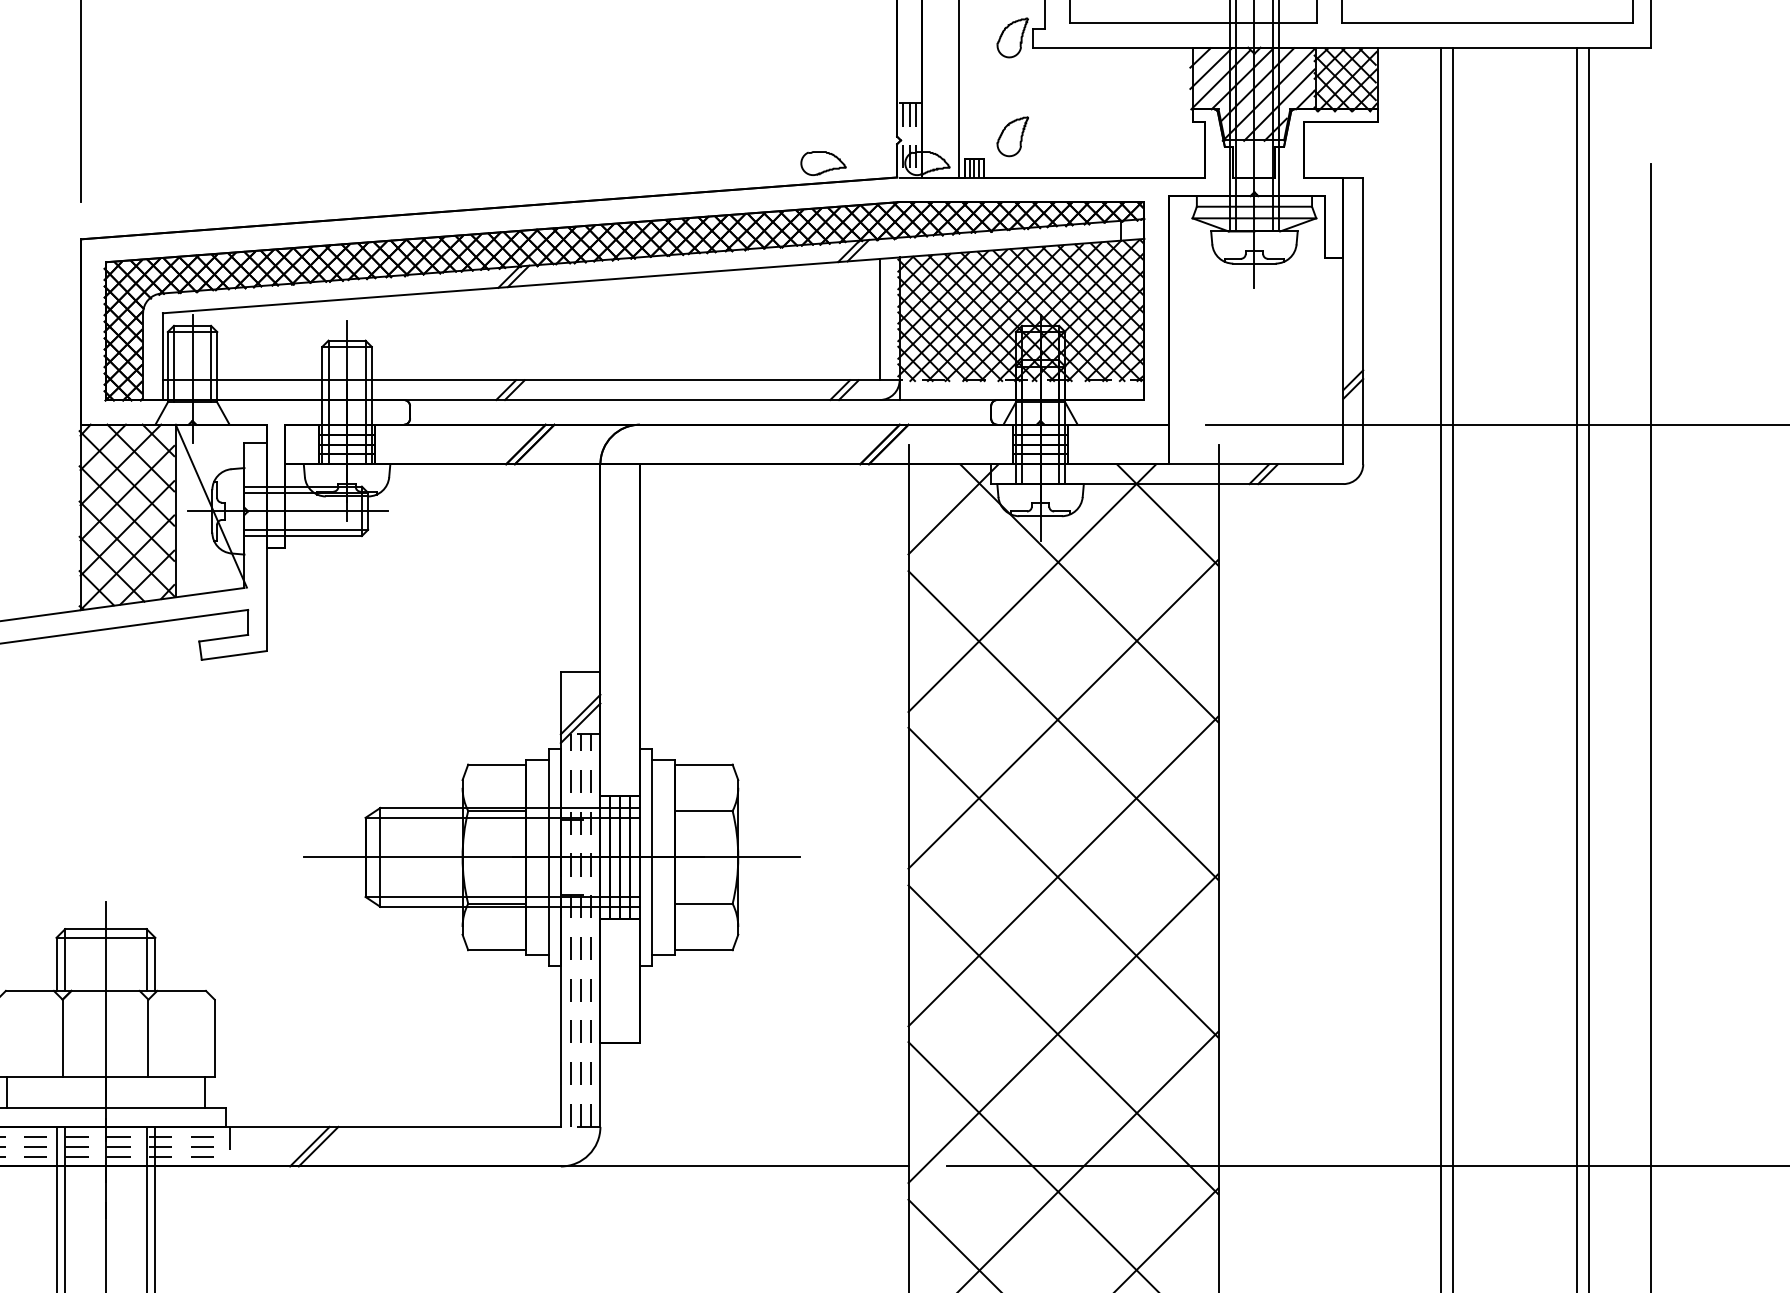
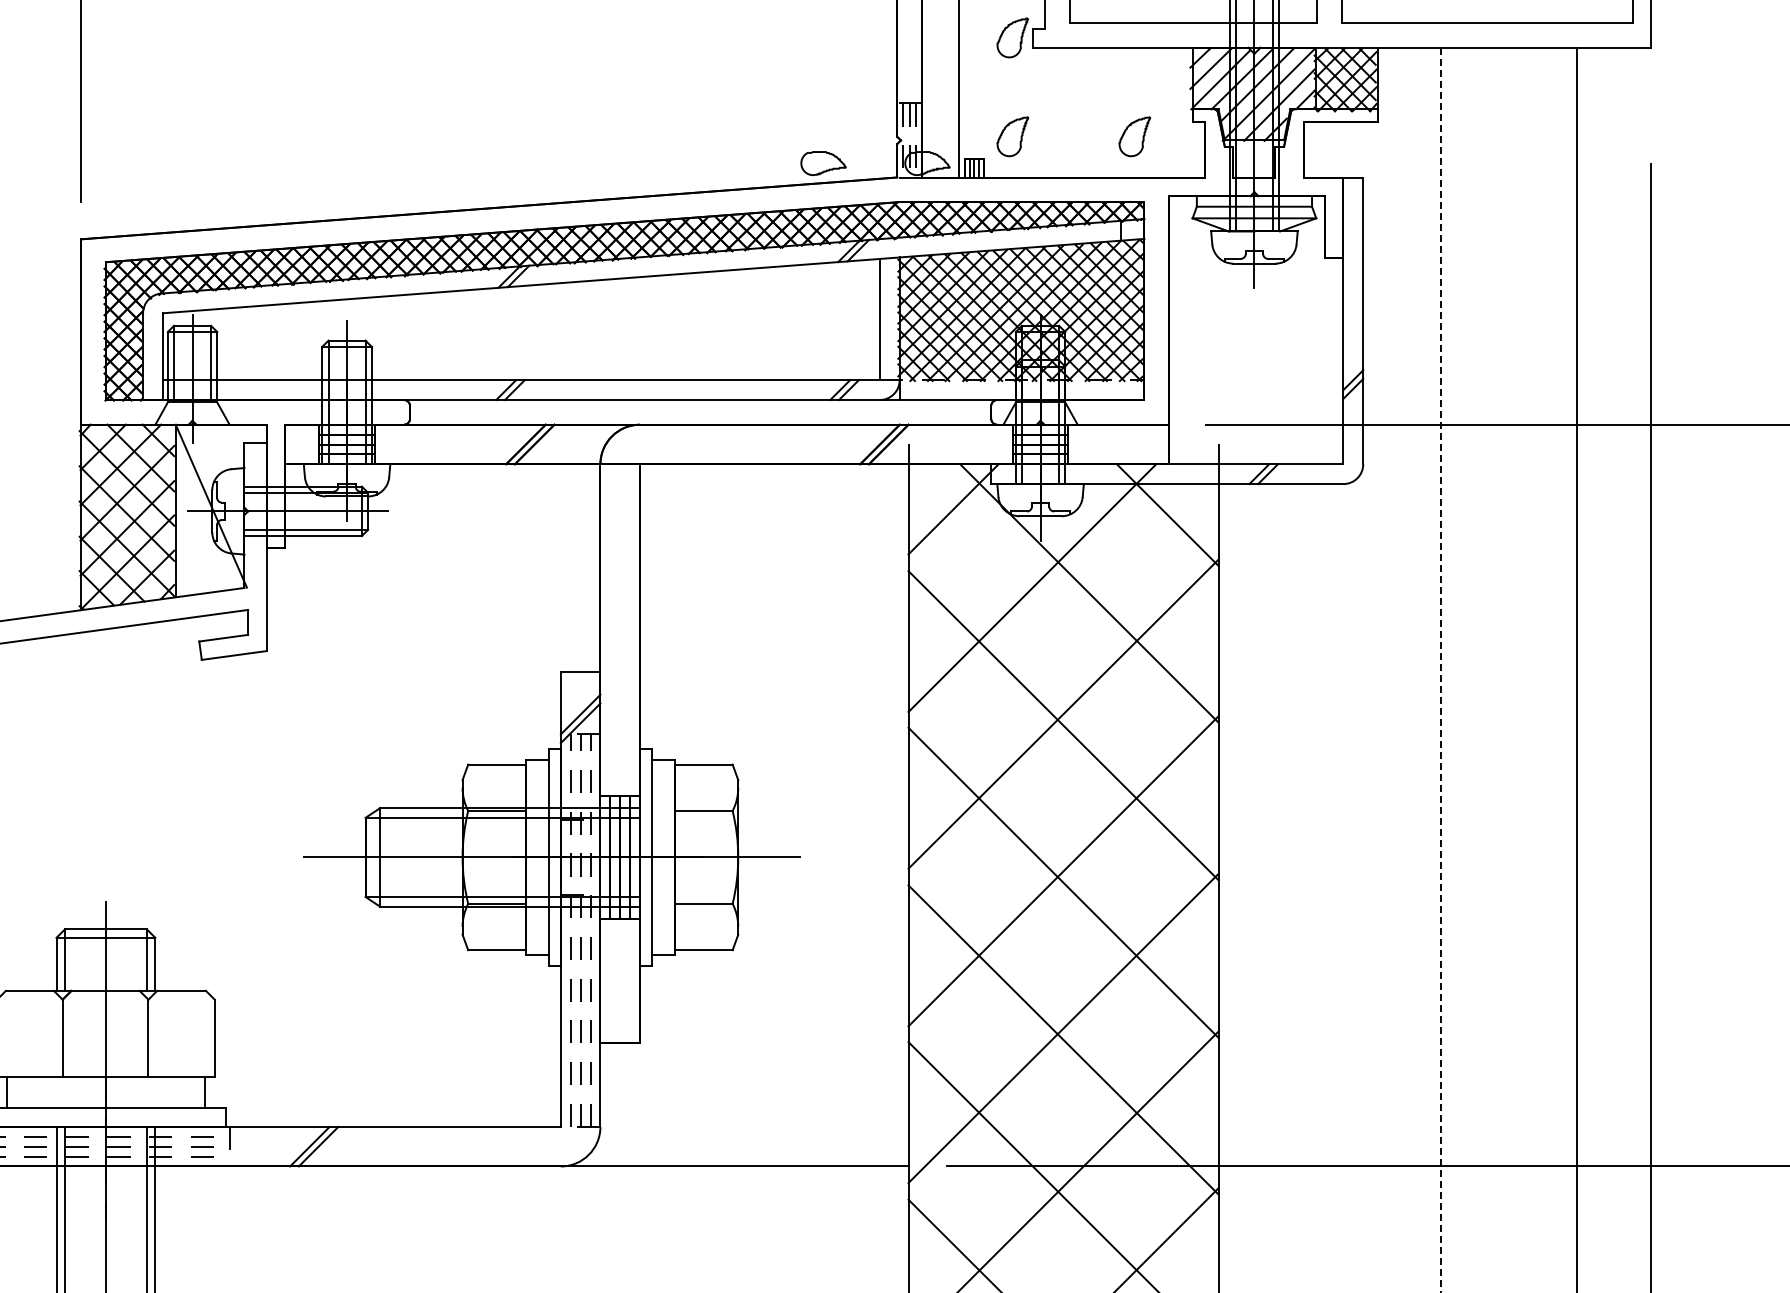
part: none -> present (1134, 136)
line: present -> none (1453, 668)
line: present -> none (1589, 668)
line: solid -> dashed (1441, 670)
